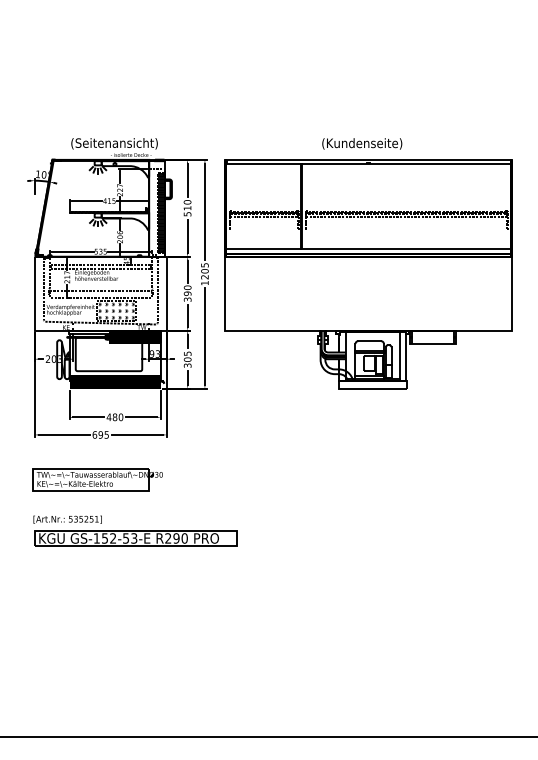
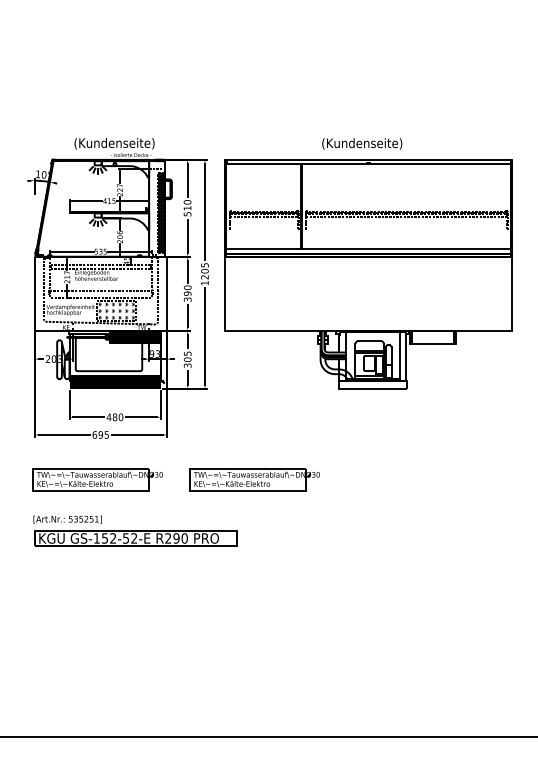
text: (Seitenansicht) -> (Kundenseite) (114, 143)
part: none -> present (254, 479)
text: GS-152-53-E -> GS-152-52-E (134, 538)
